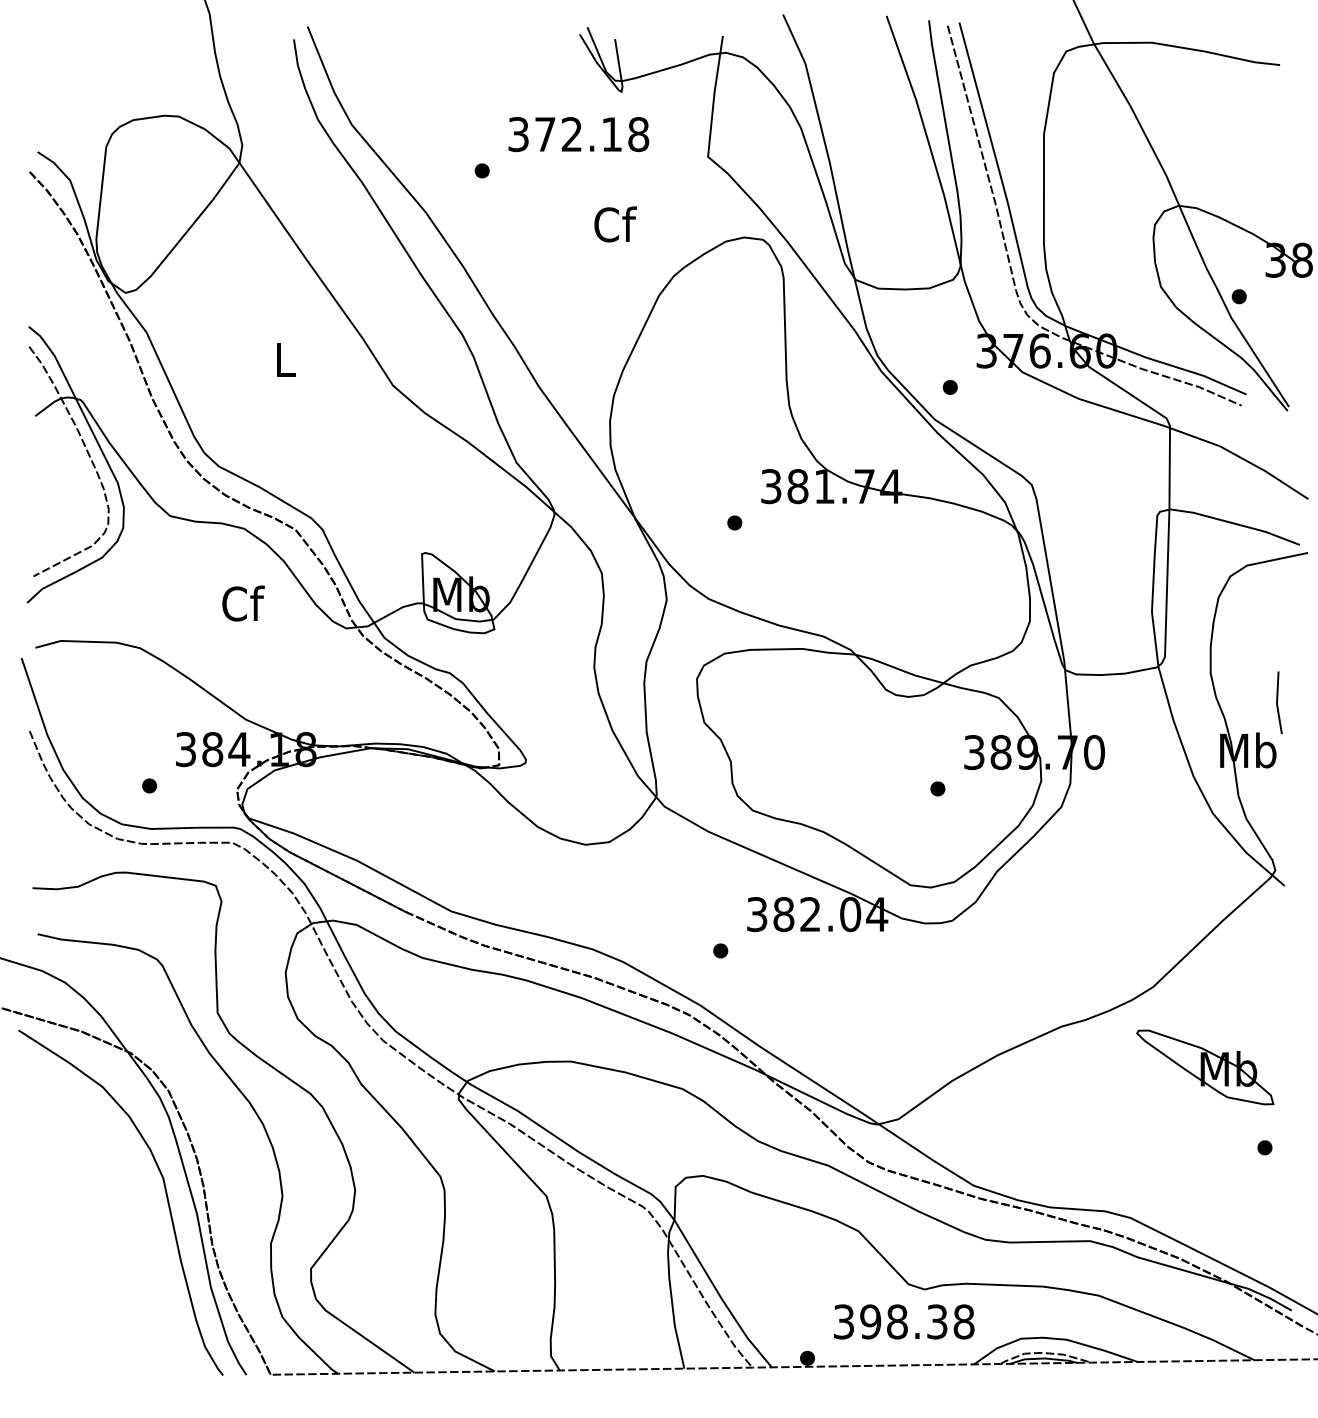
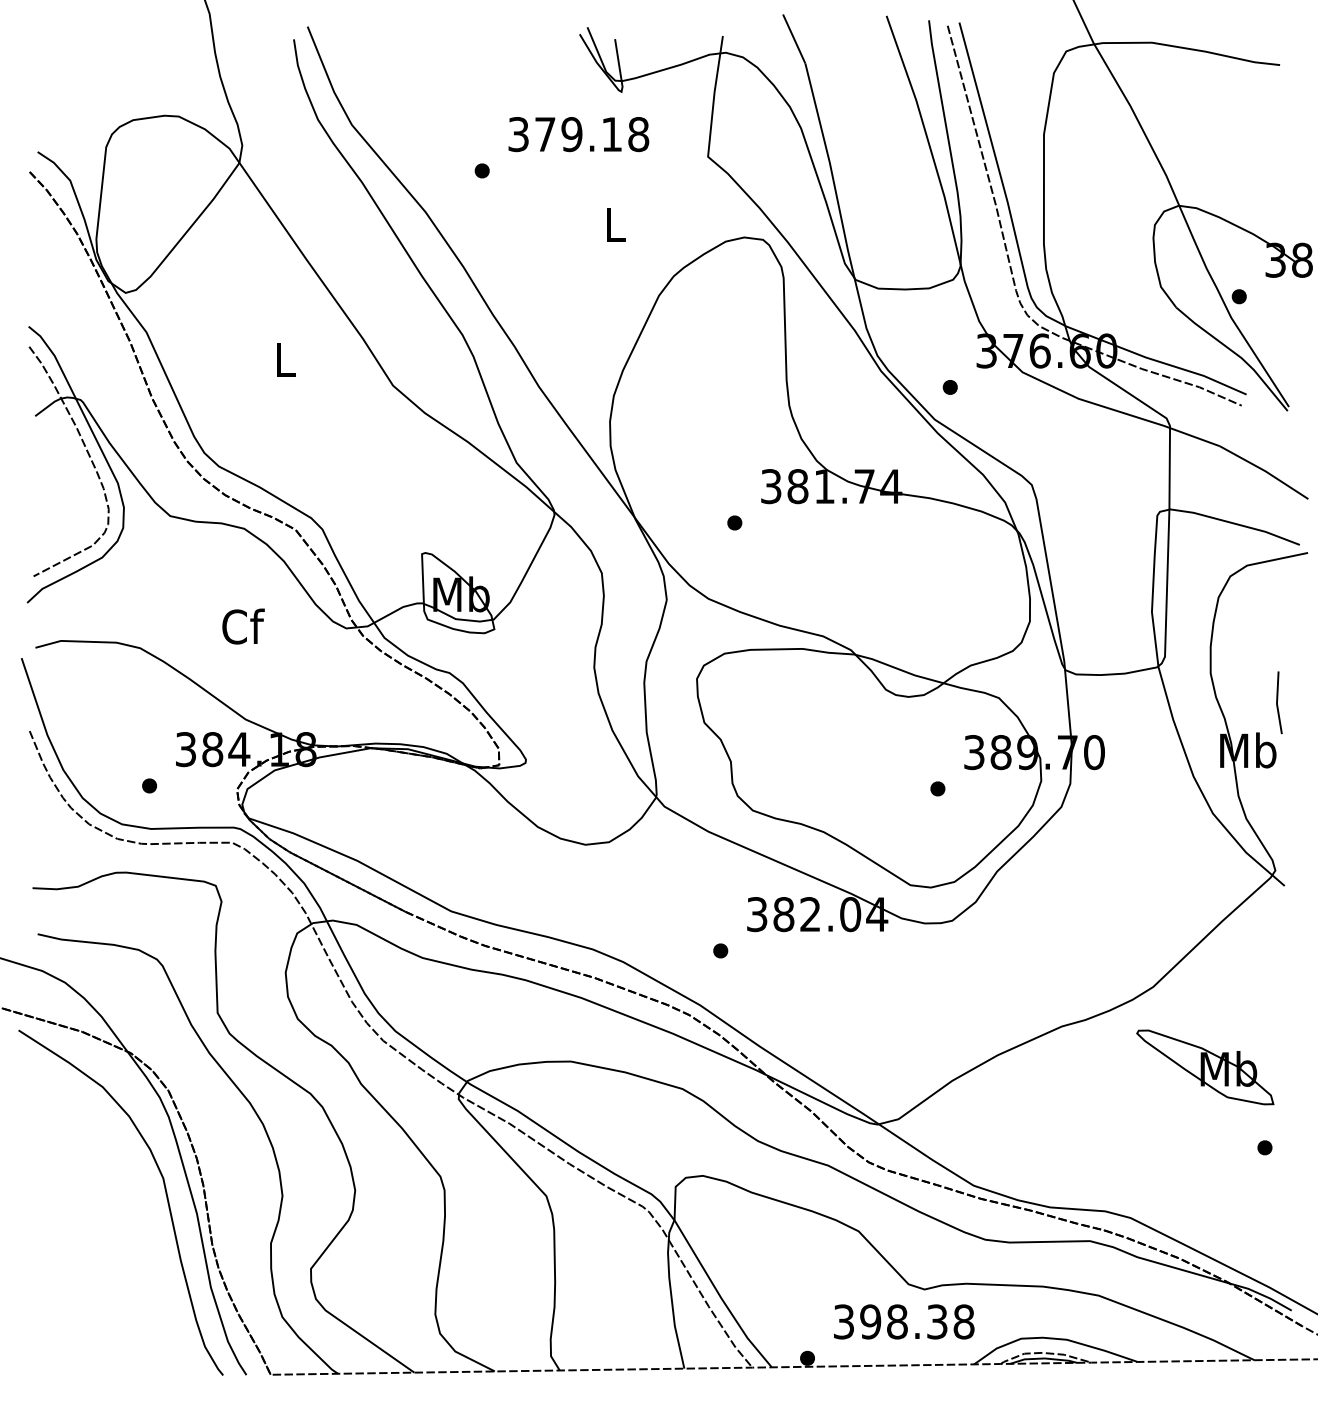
text: 372.18 -> 379.18 (571, 134)
text: Cf -> L (615, 224)
text position: (243, 603) -> (243, 626) (243, 626)
